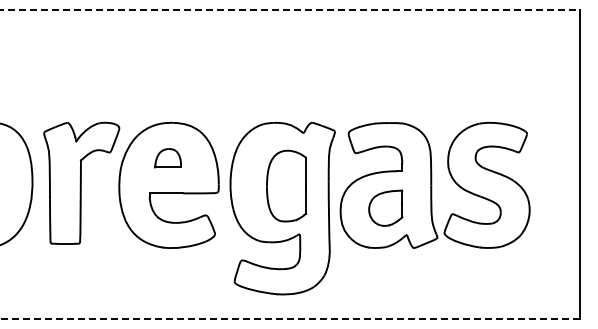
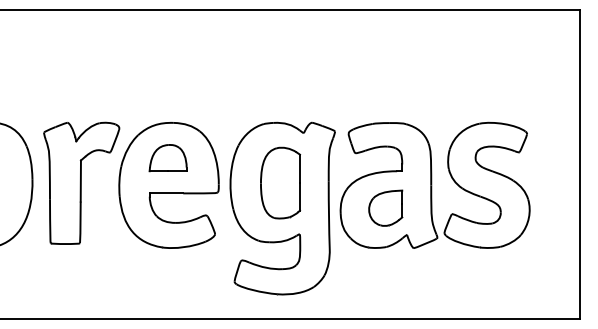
line: dashed -> solid (290, 10)
part size: 28x21 px -> 40x29 px (167, 158)
part position: (286, 185) -> (280, 182) (280, 182)
line: dashed -> solid (290, 318)
